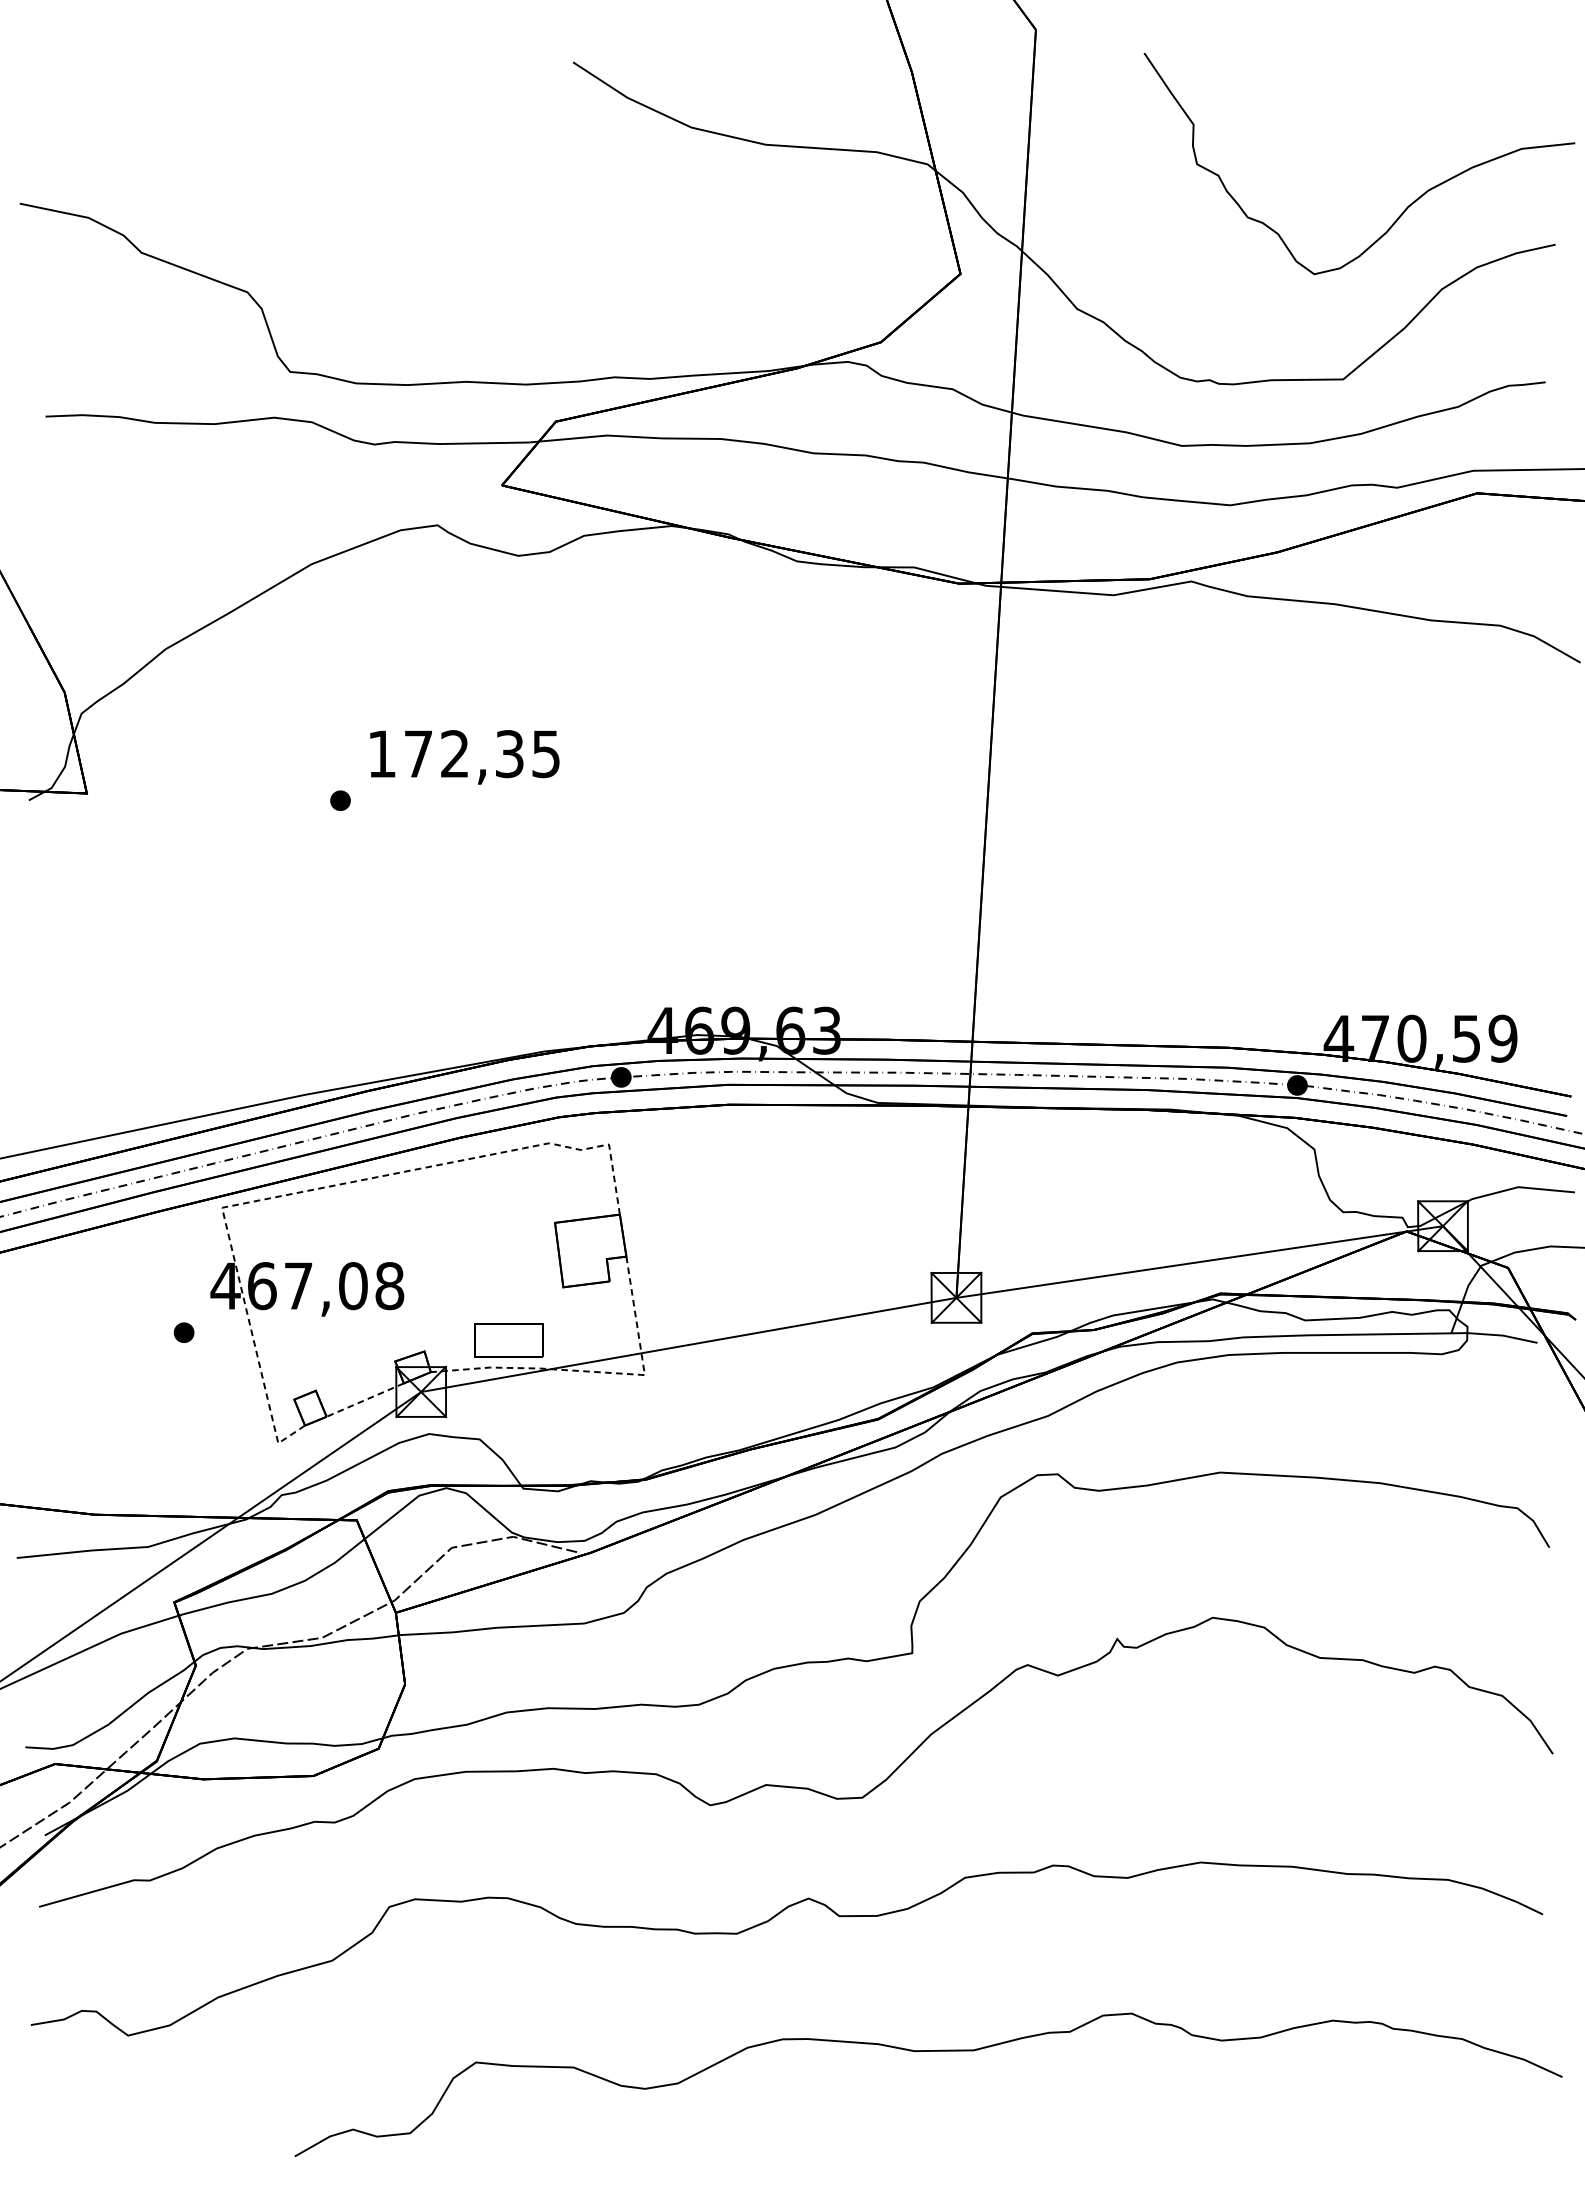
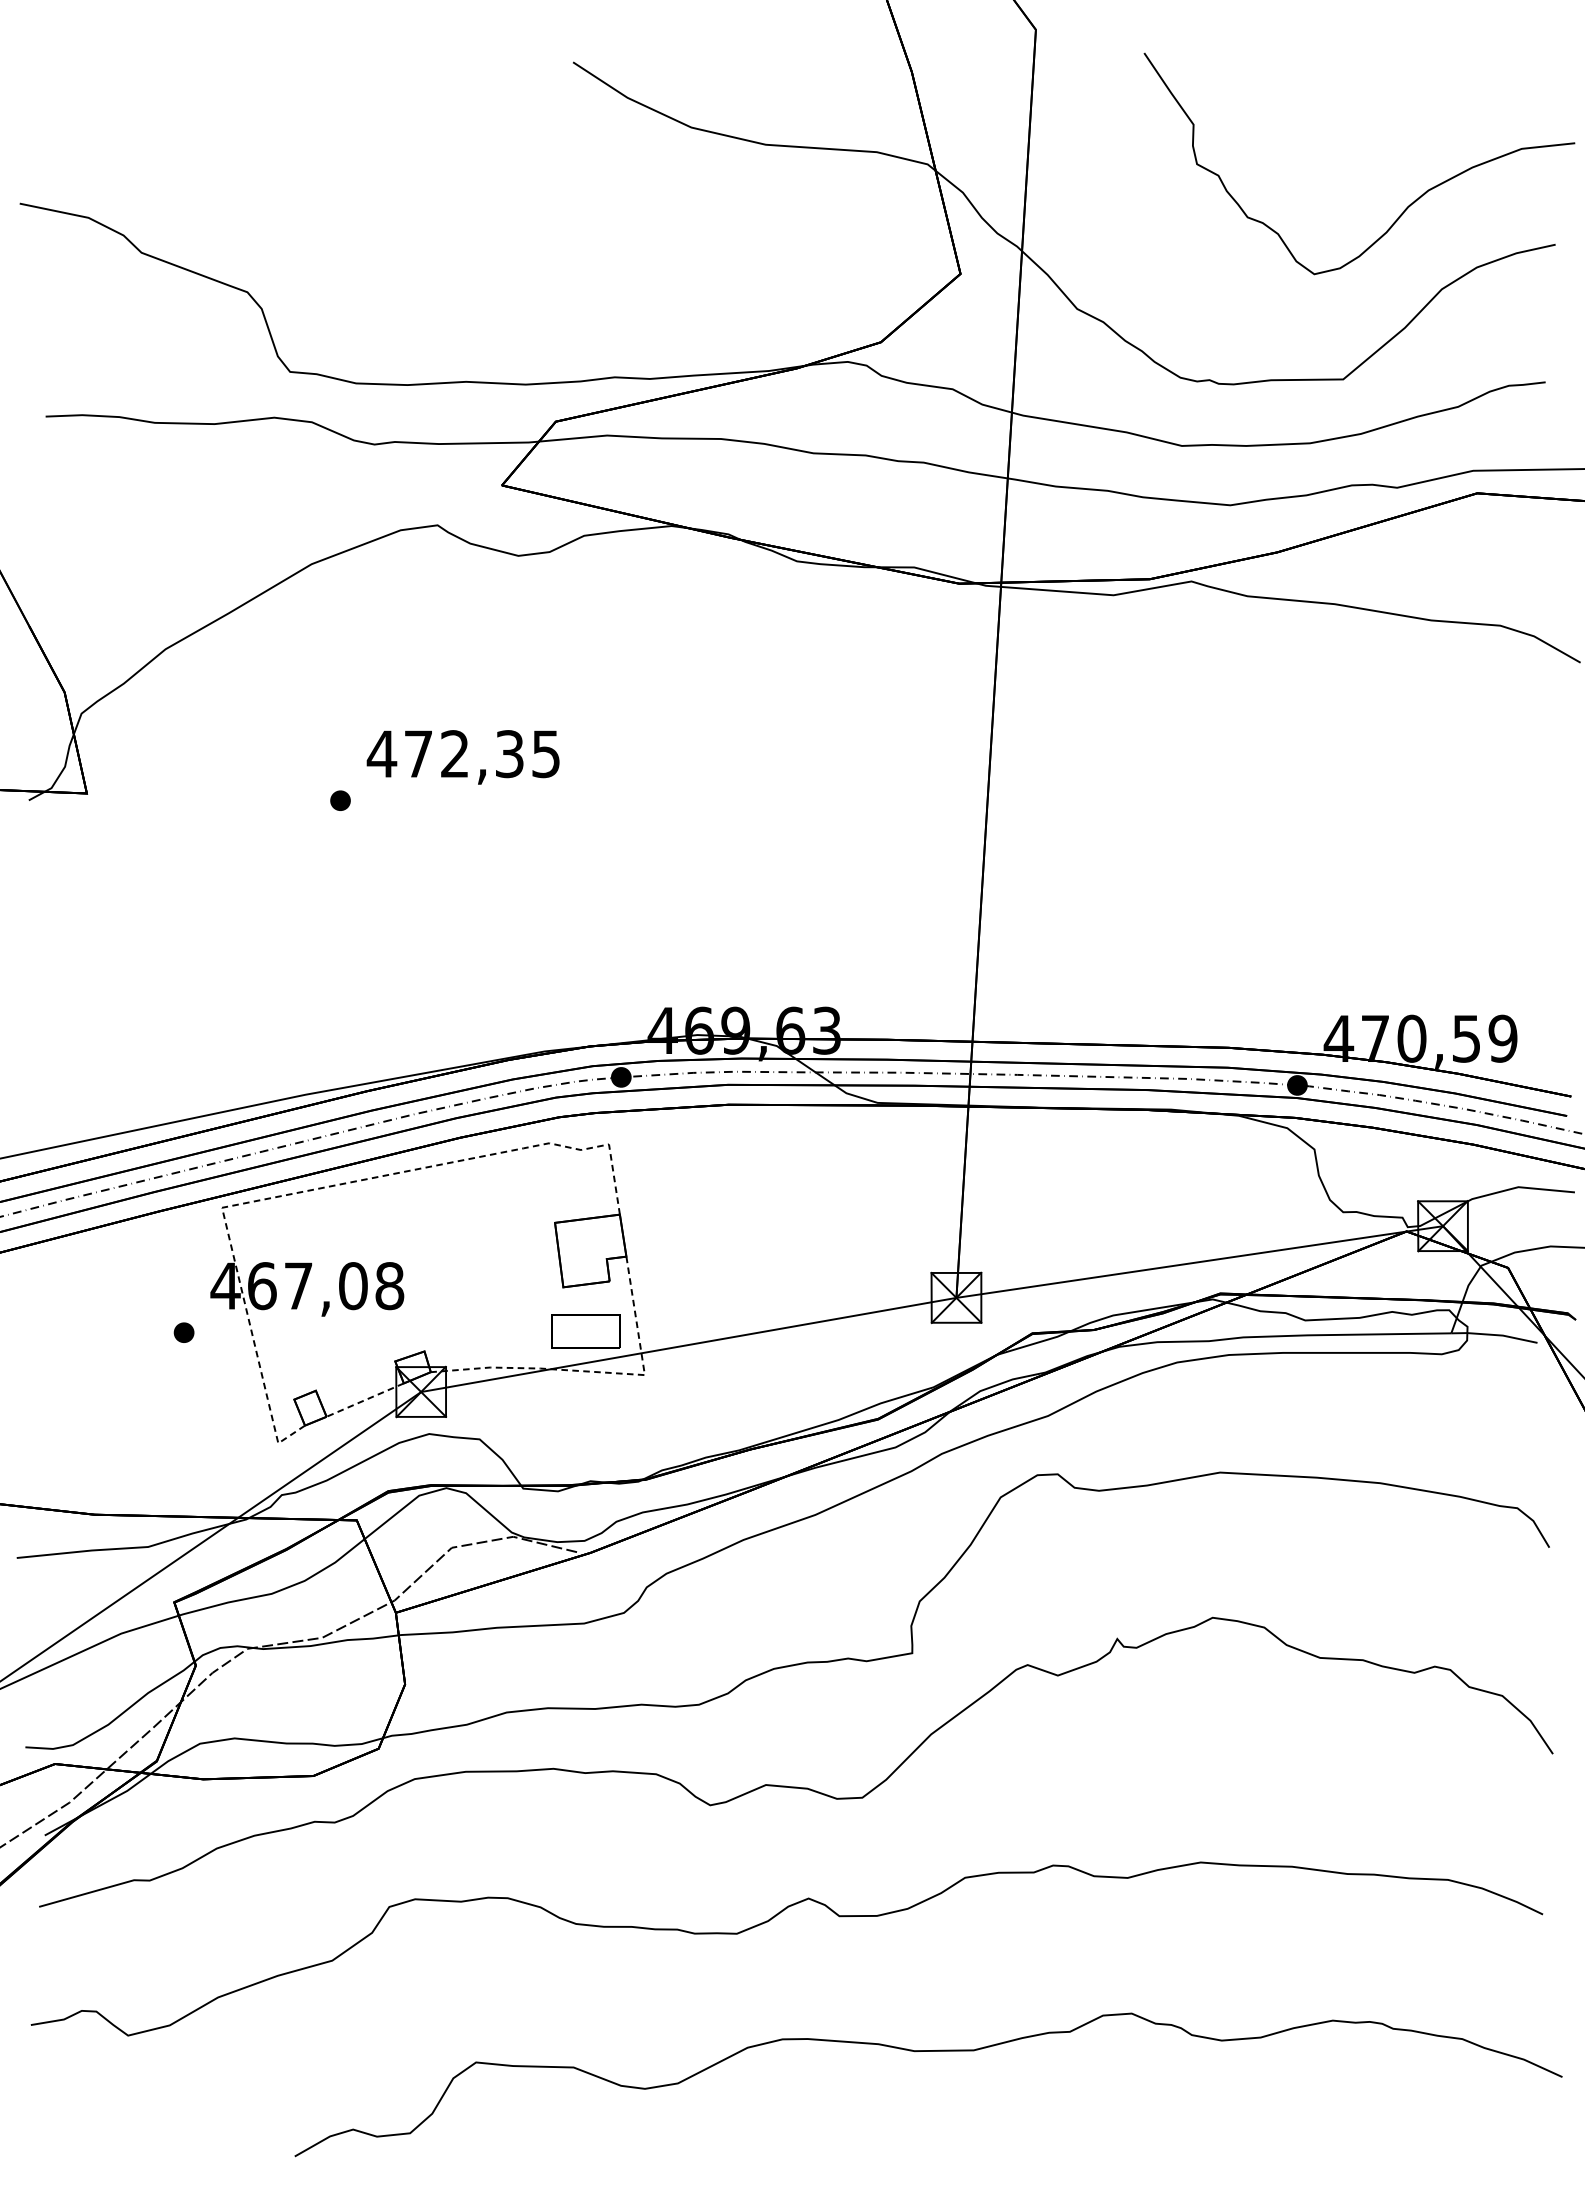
text: 172,35 -> 472,35 (381, 753)
part position: (508, 1340) -> (585, 1331) (585, 1331)
